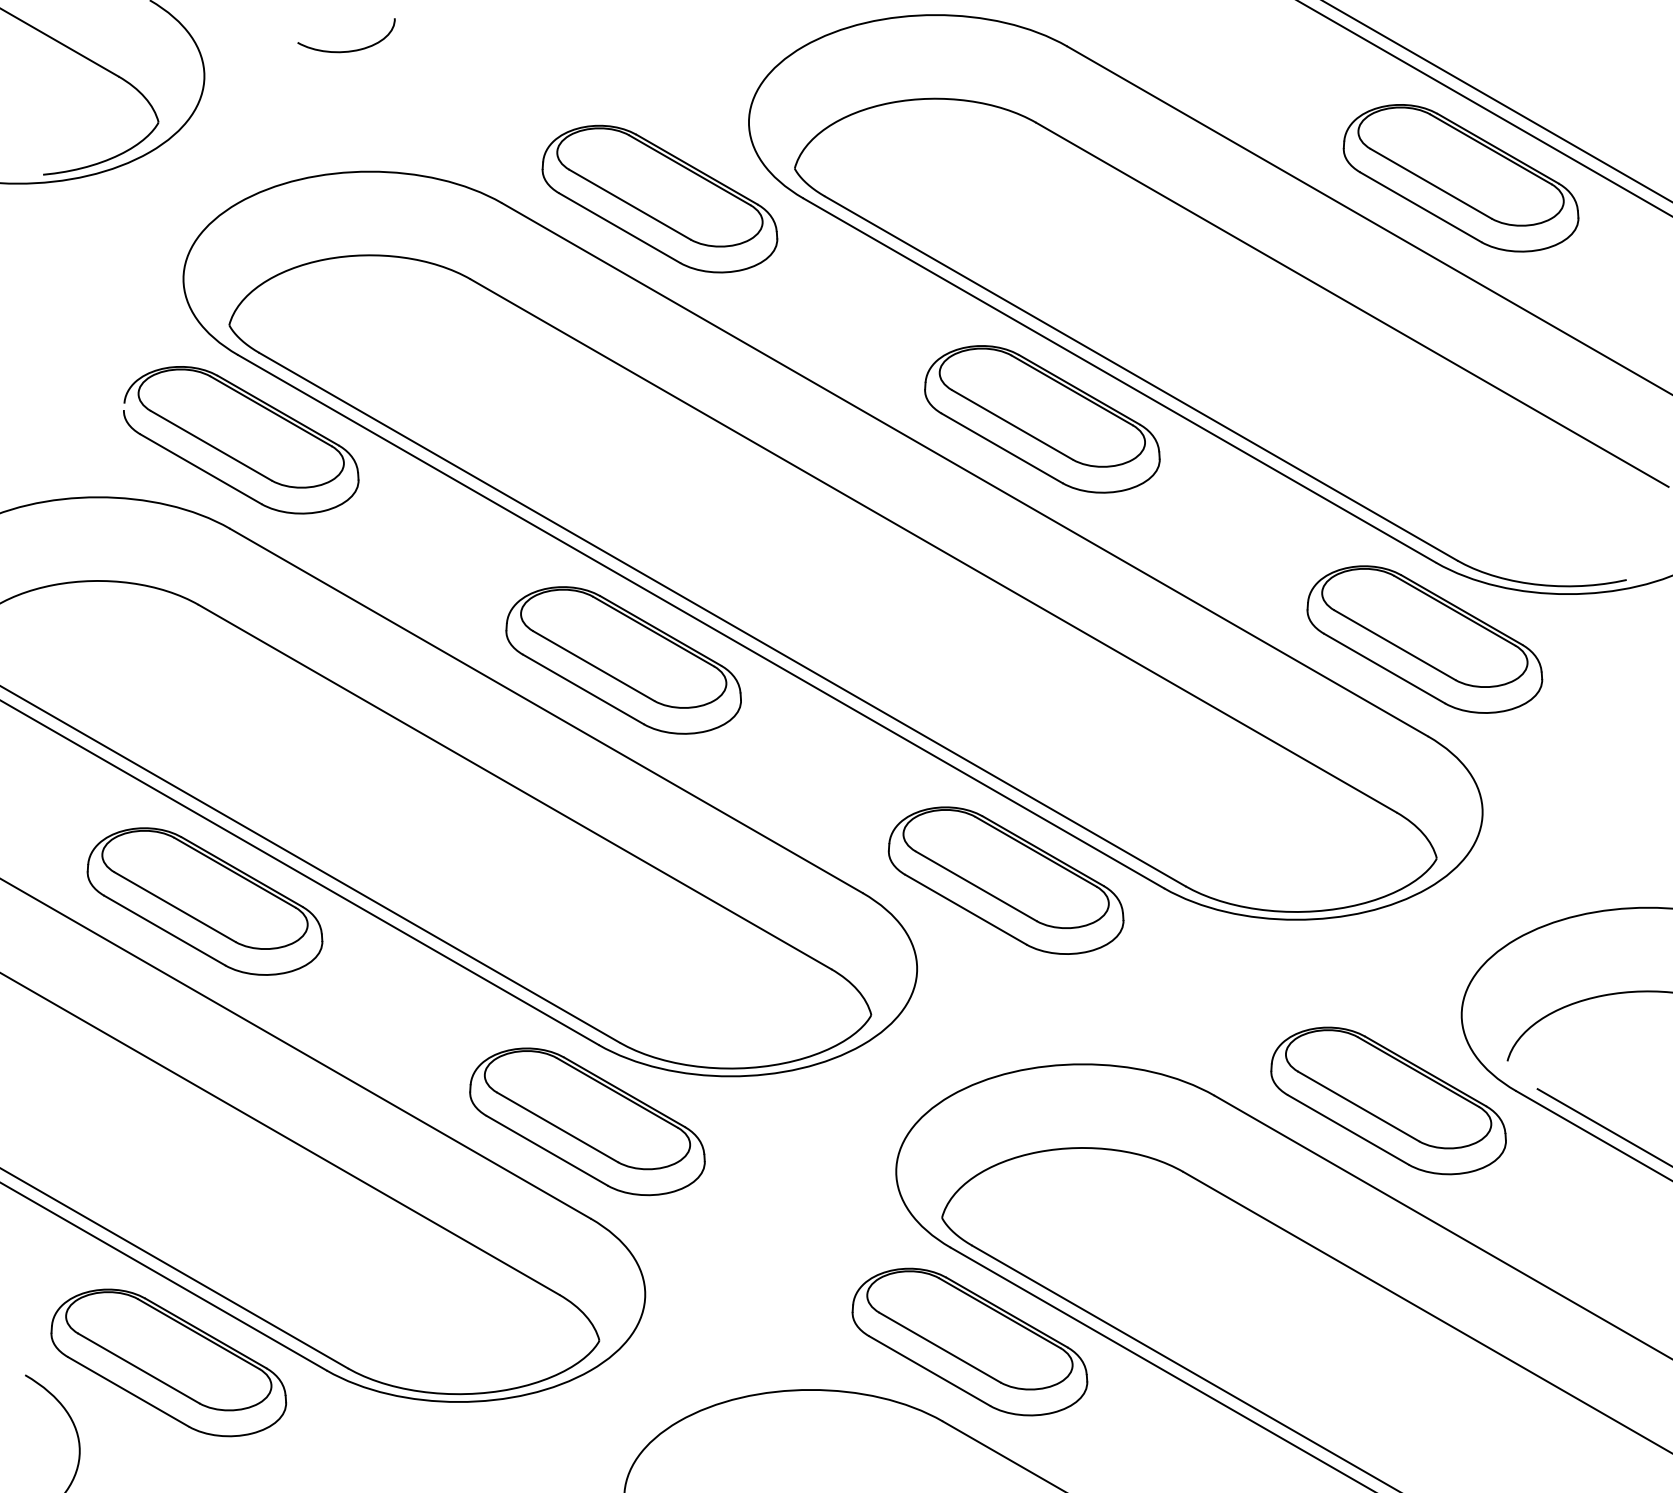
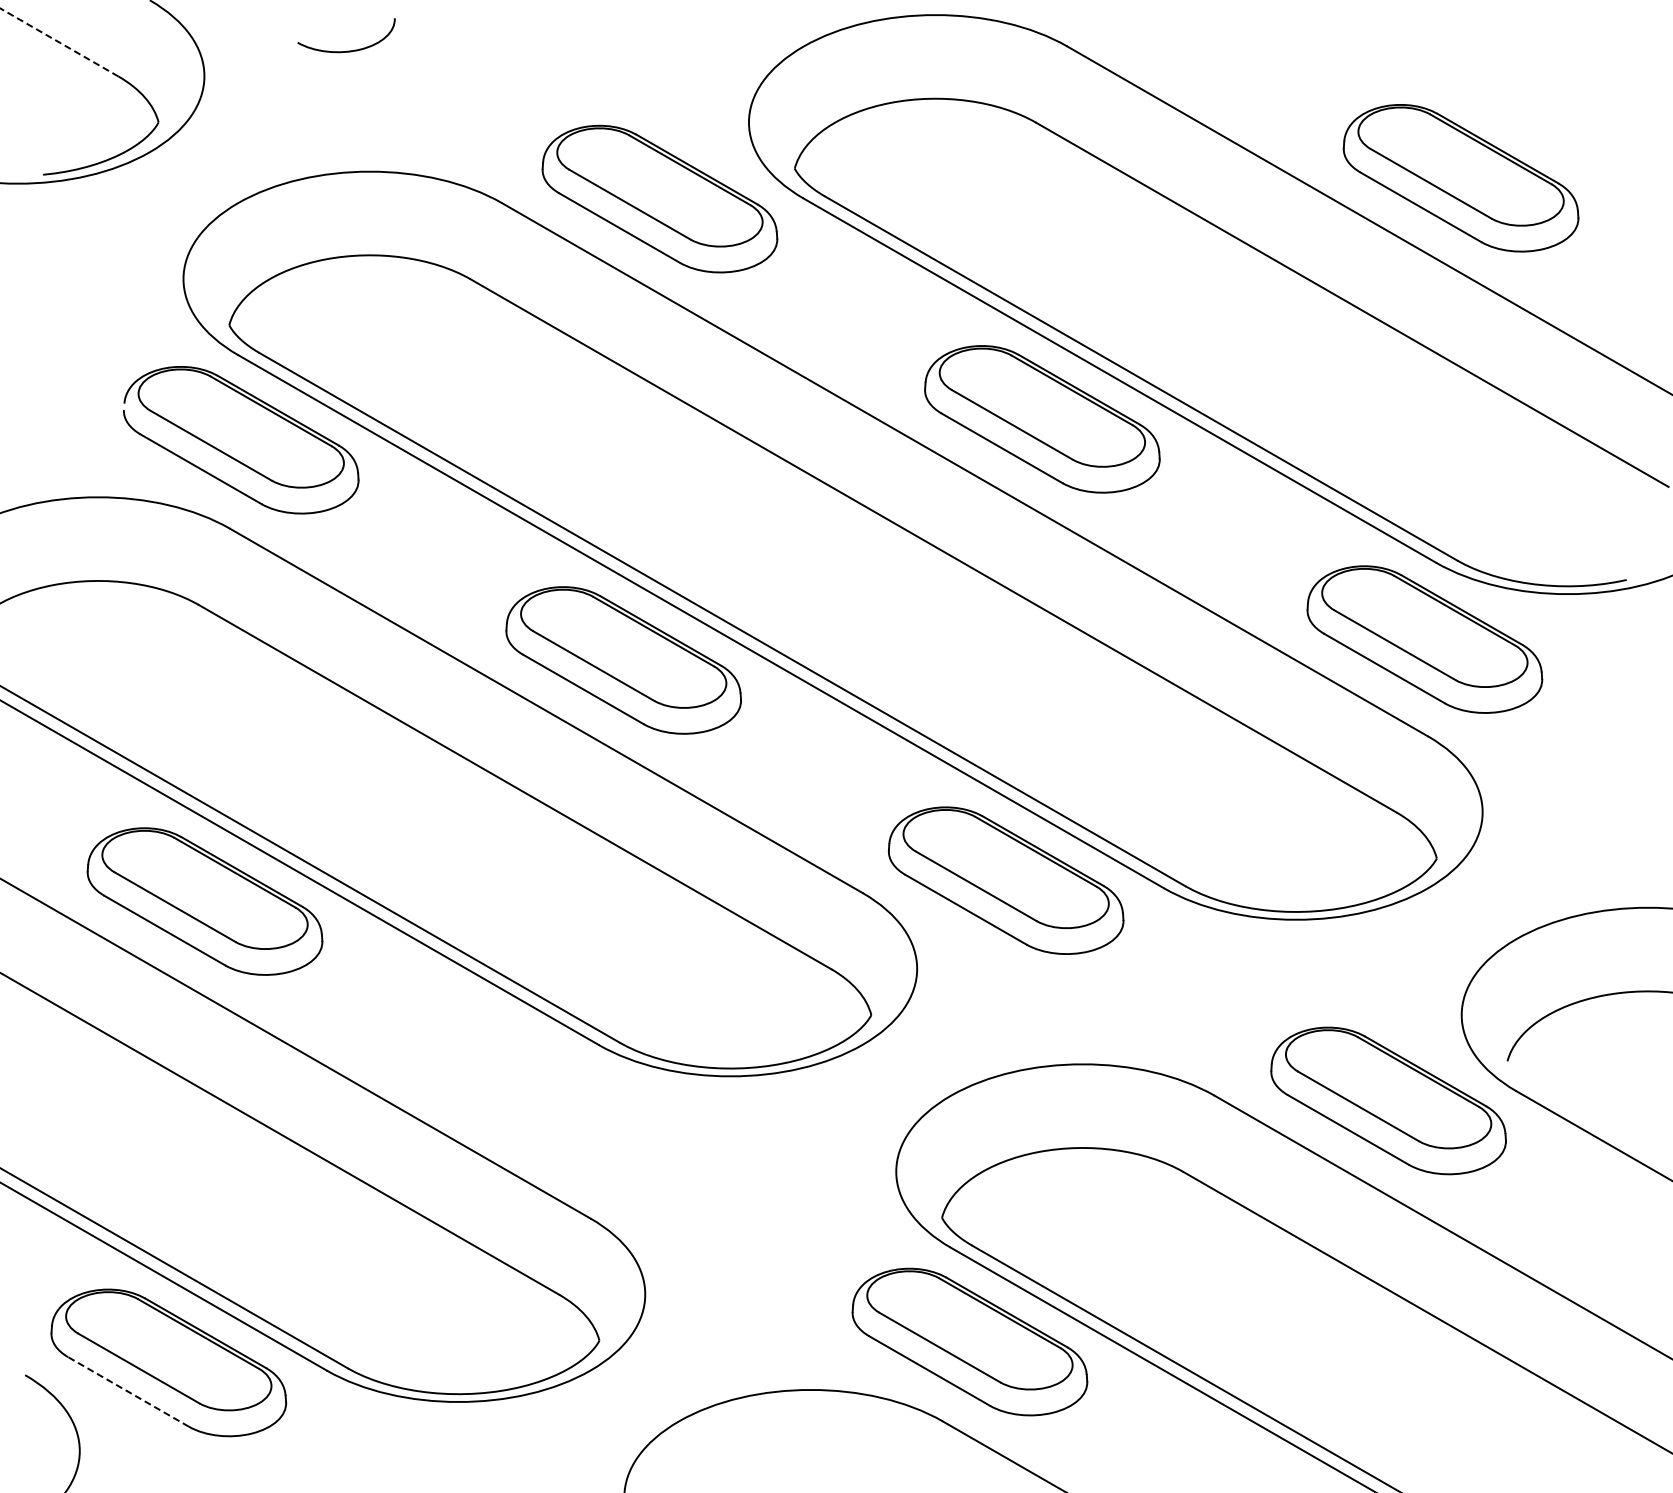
line: solid -> dashed (59, 42)
line: present -> none (1496, 101)
line: present -> none (1484, 108)
part: present -> none (587, 1121)
line: present -> none (1603, 1126)
line: solid -> dashed (128, 1391)
